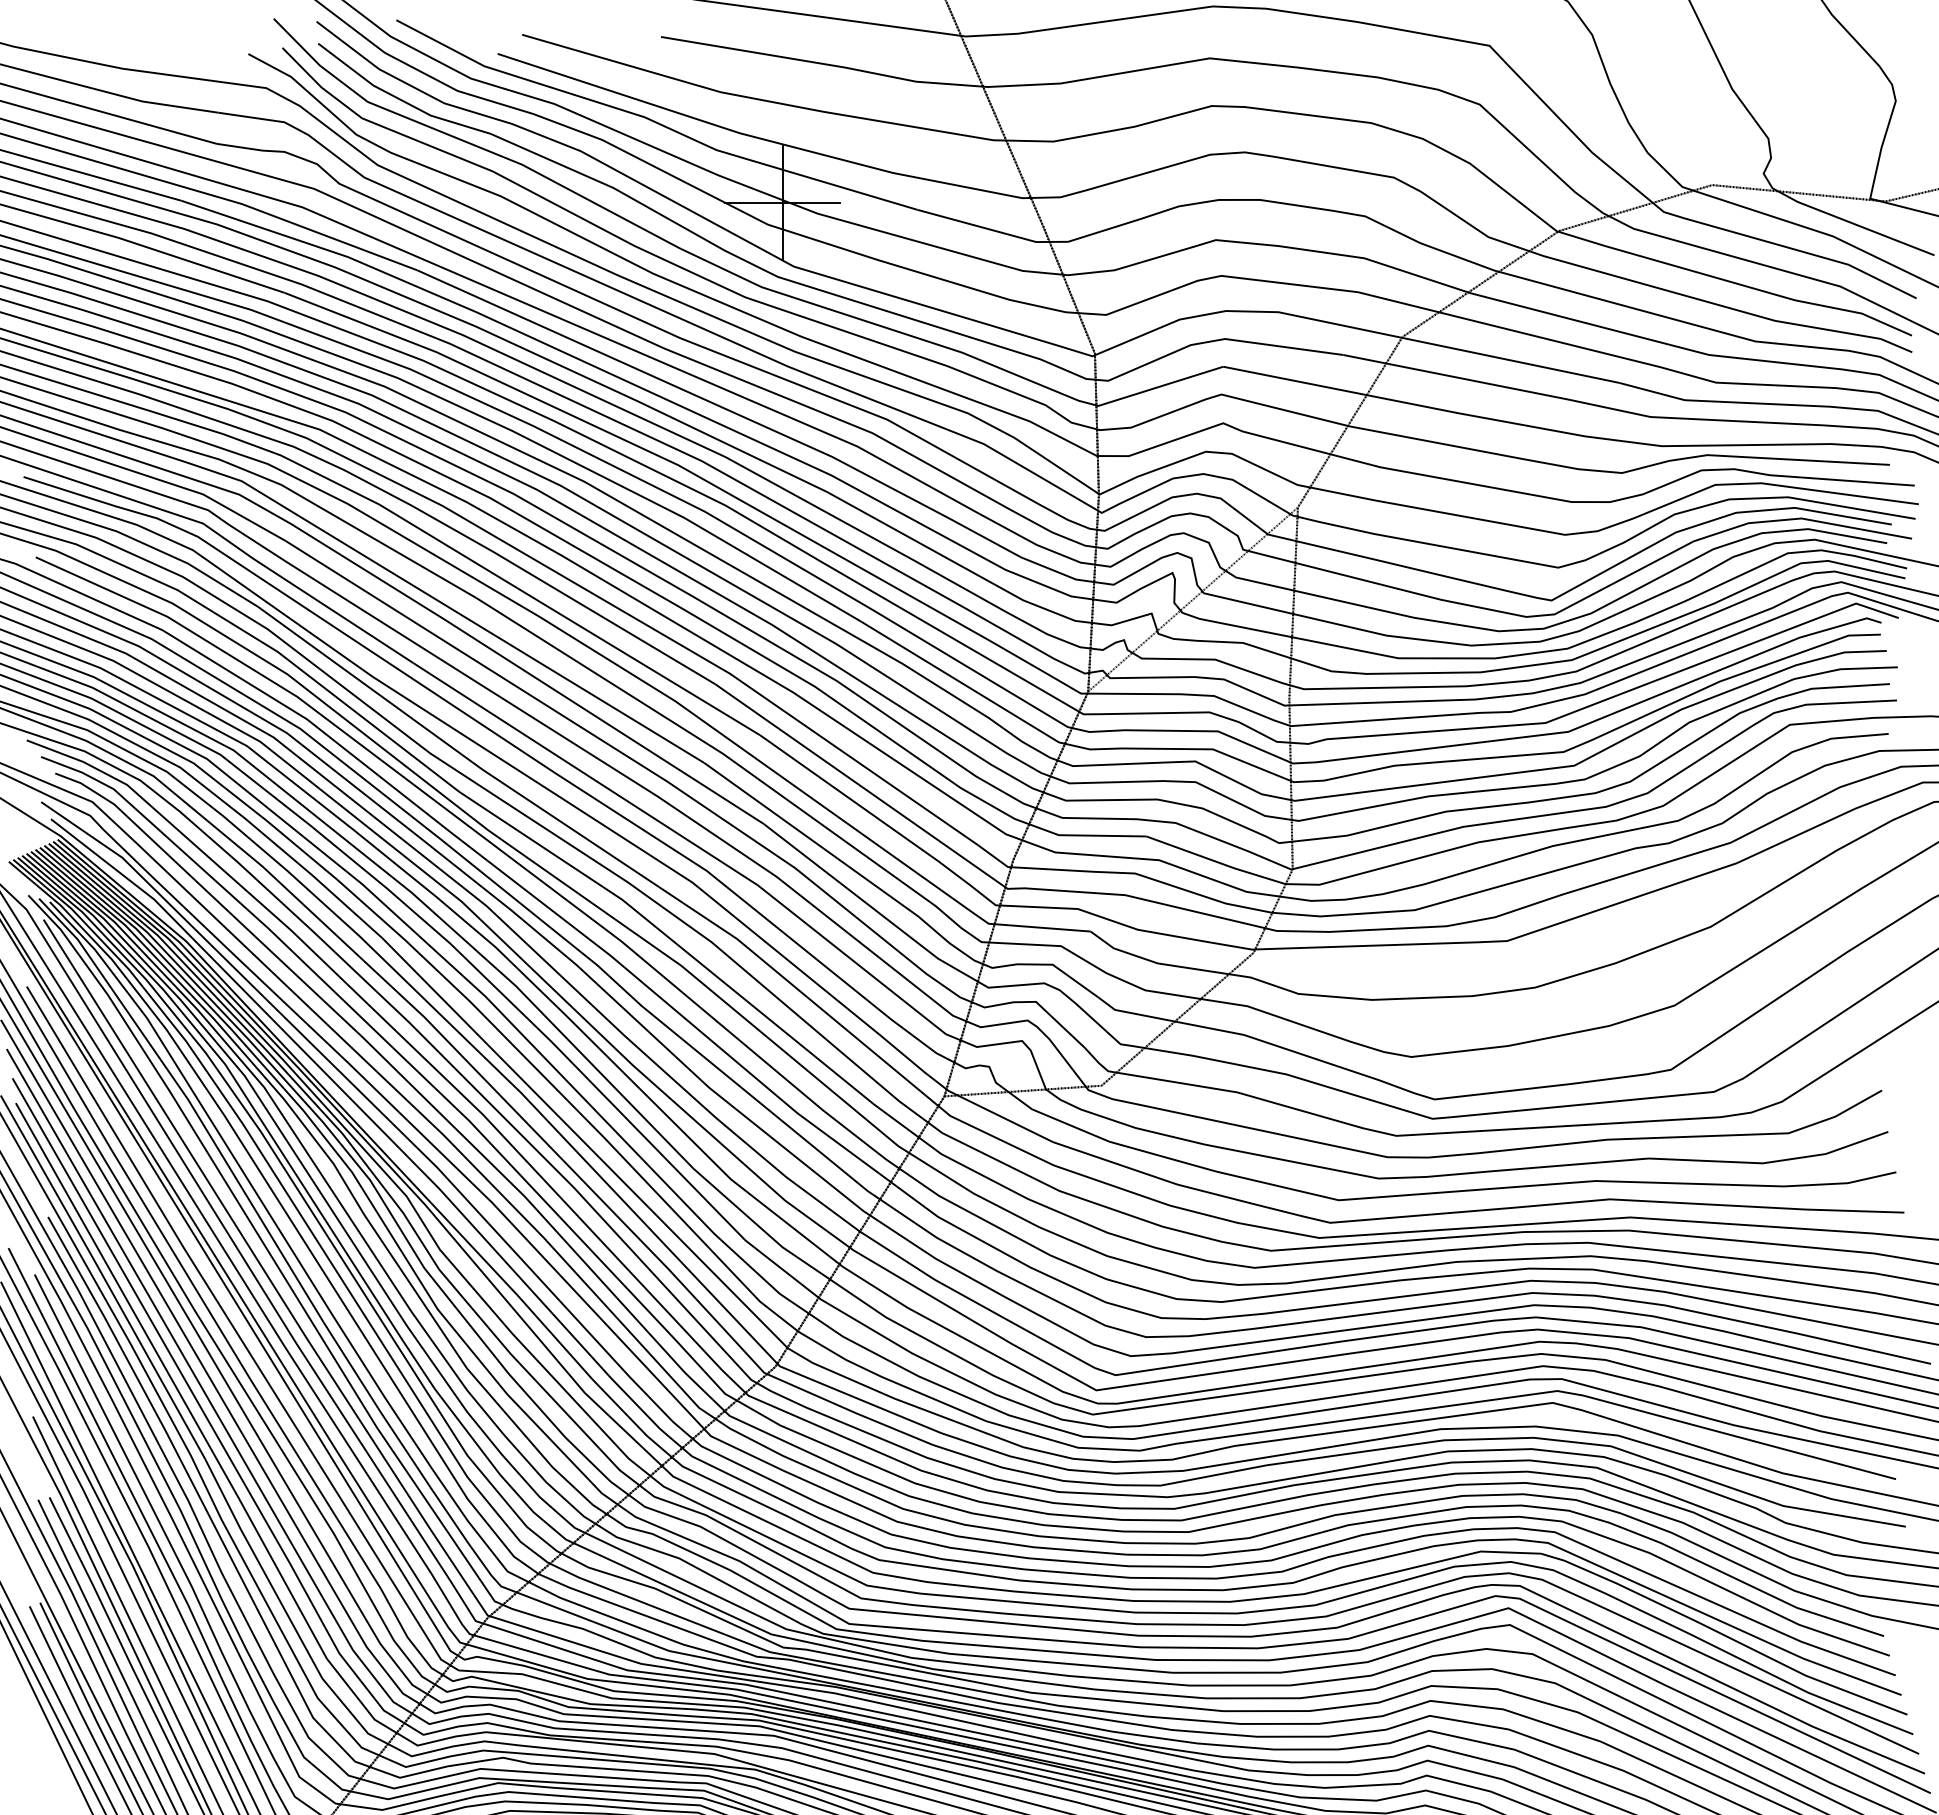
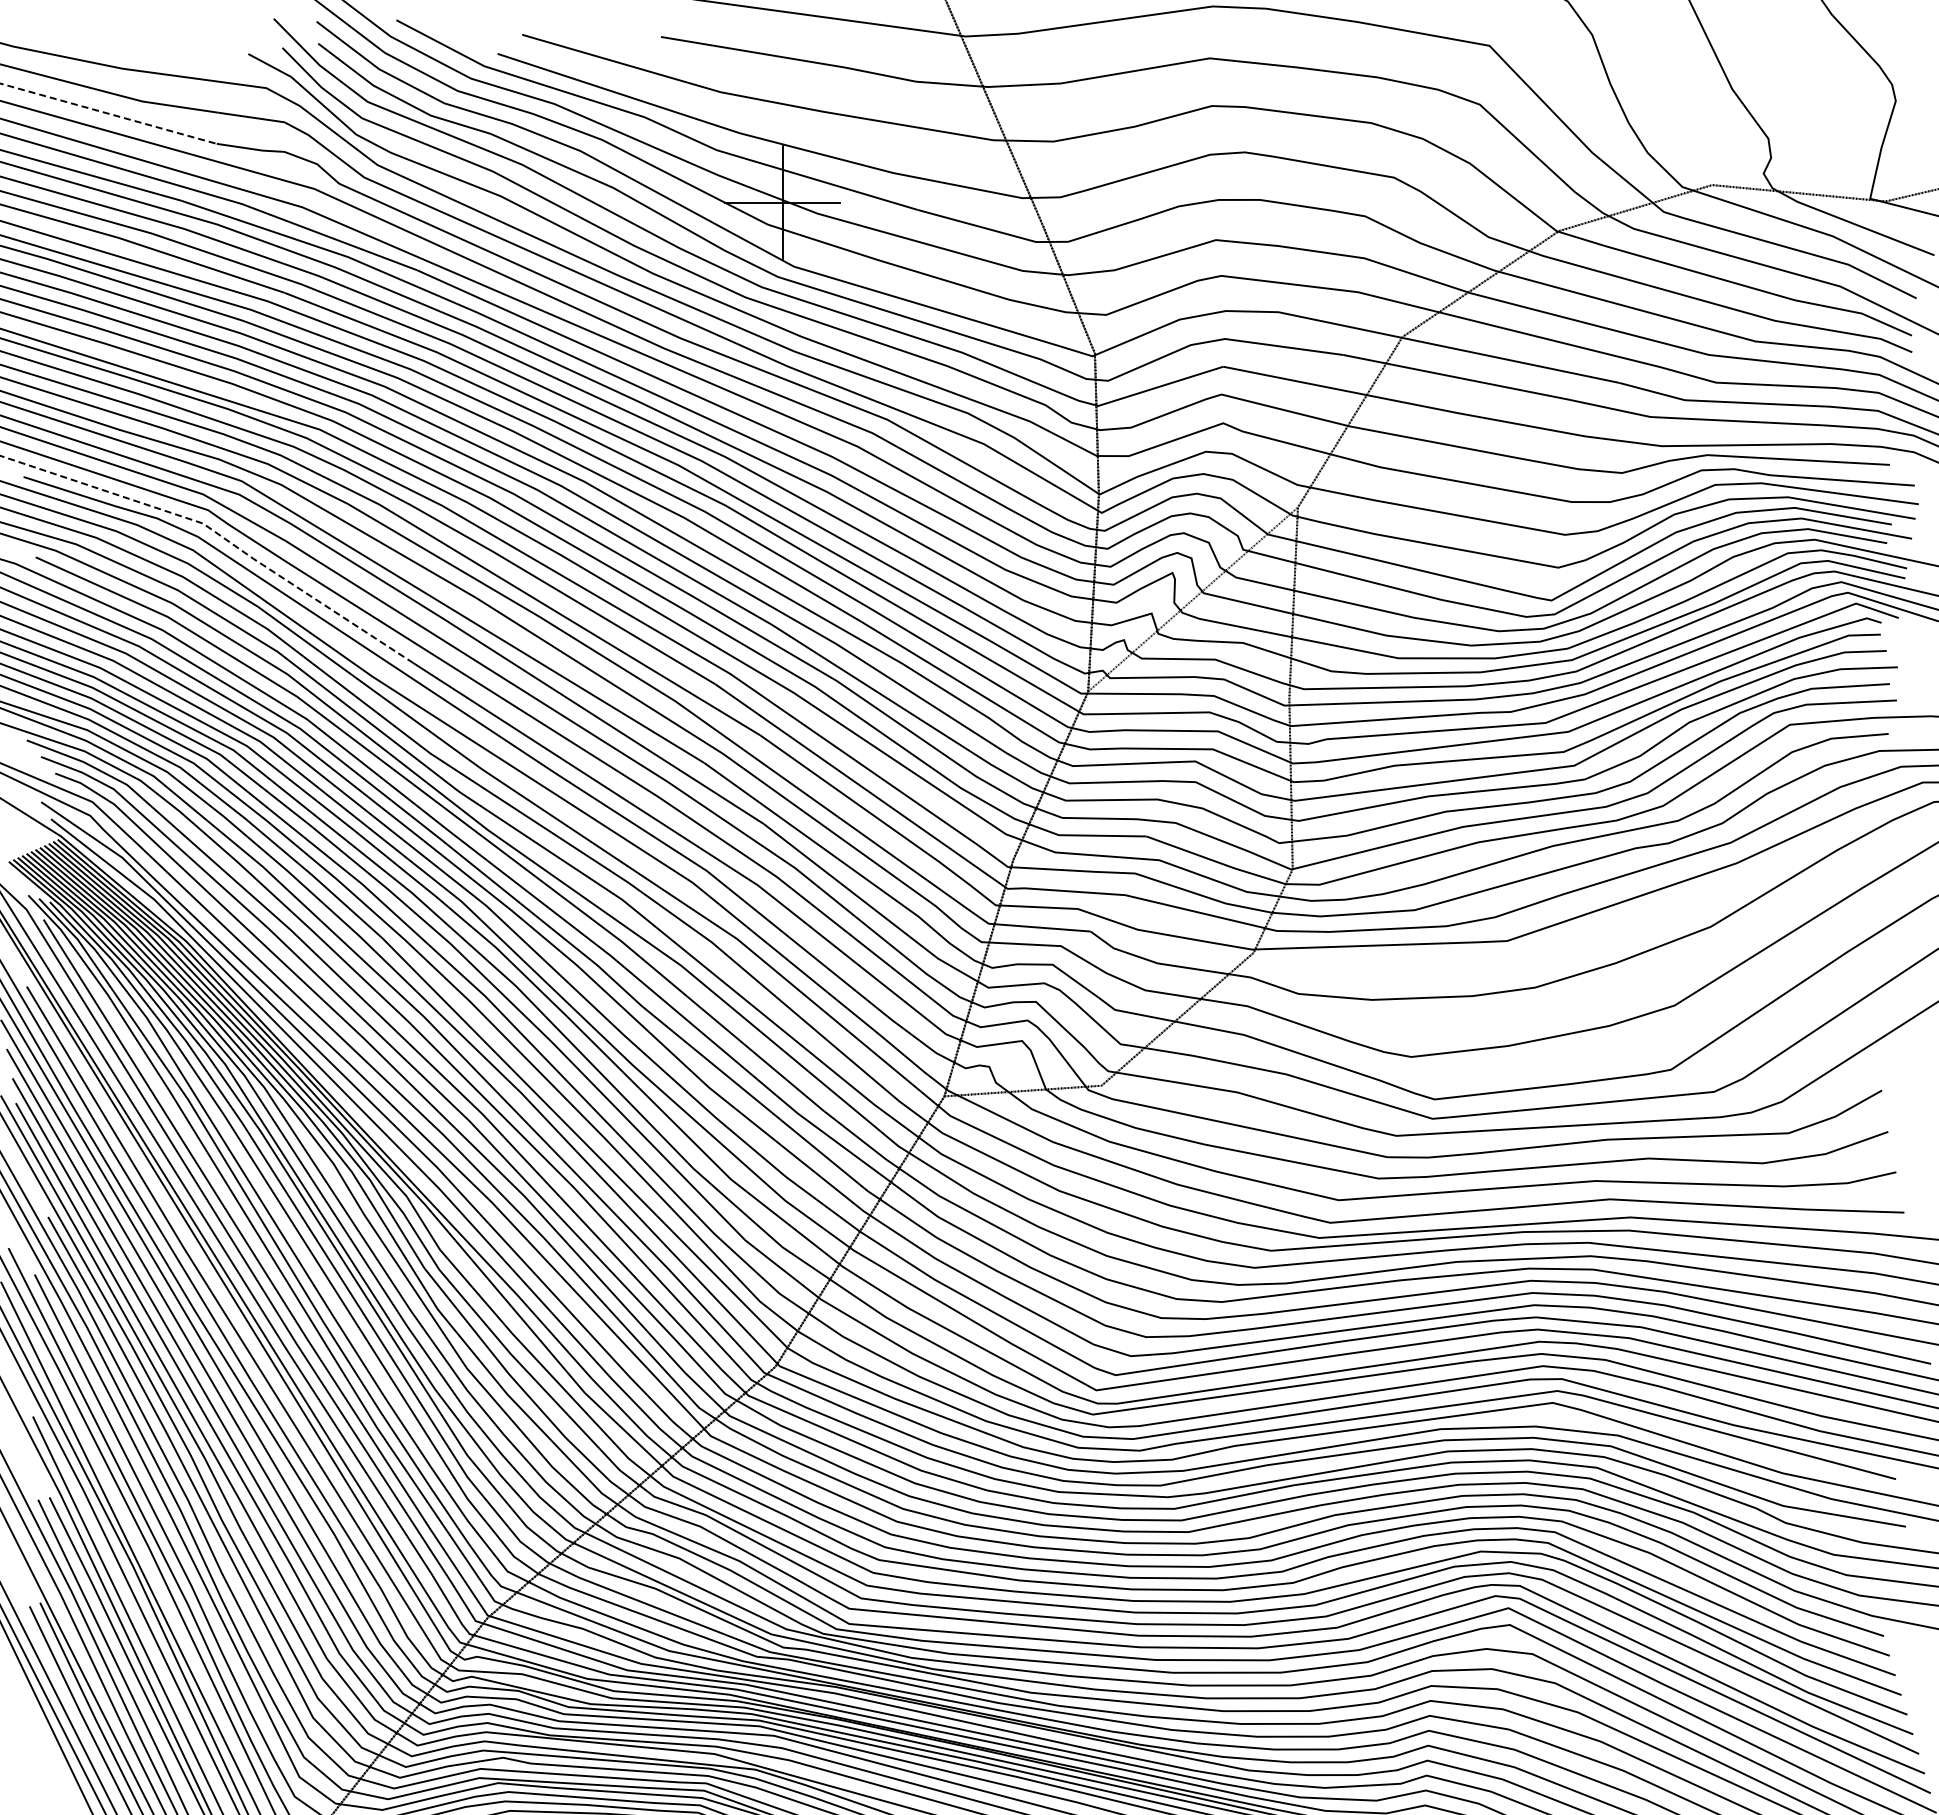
line: solid -> dashed (108, 113)
line: solid -> dashed (219, 534)
